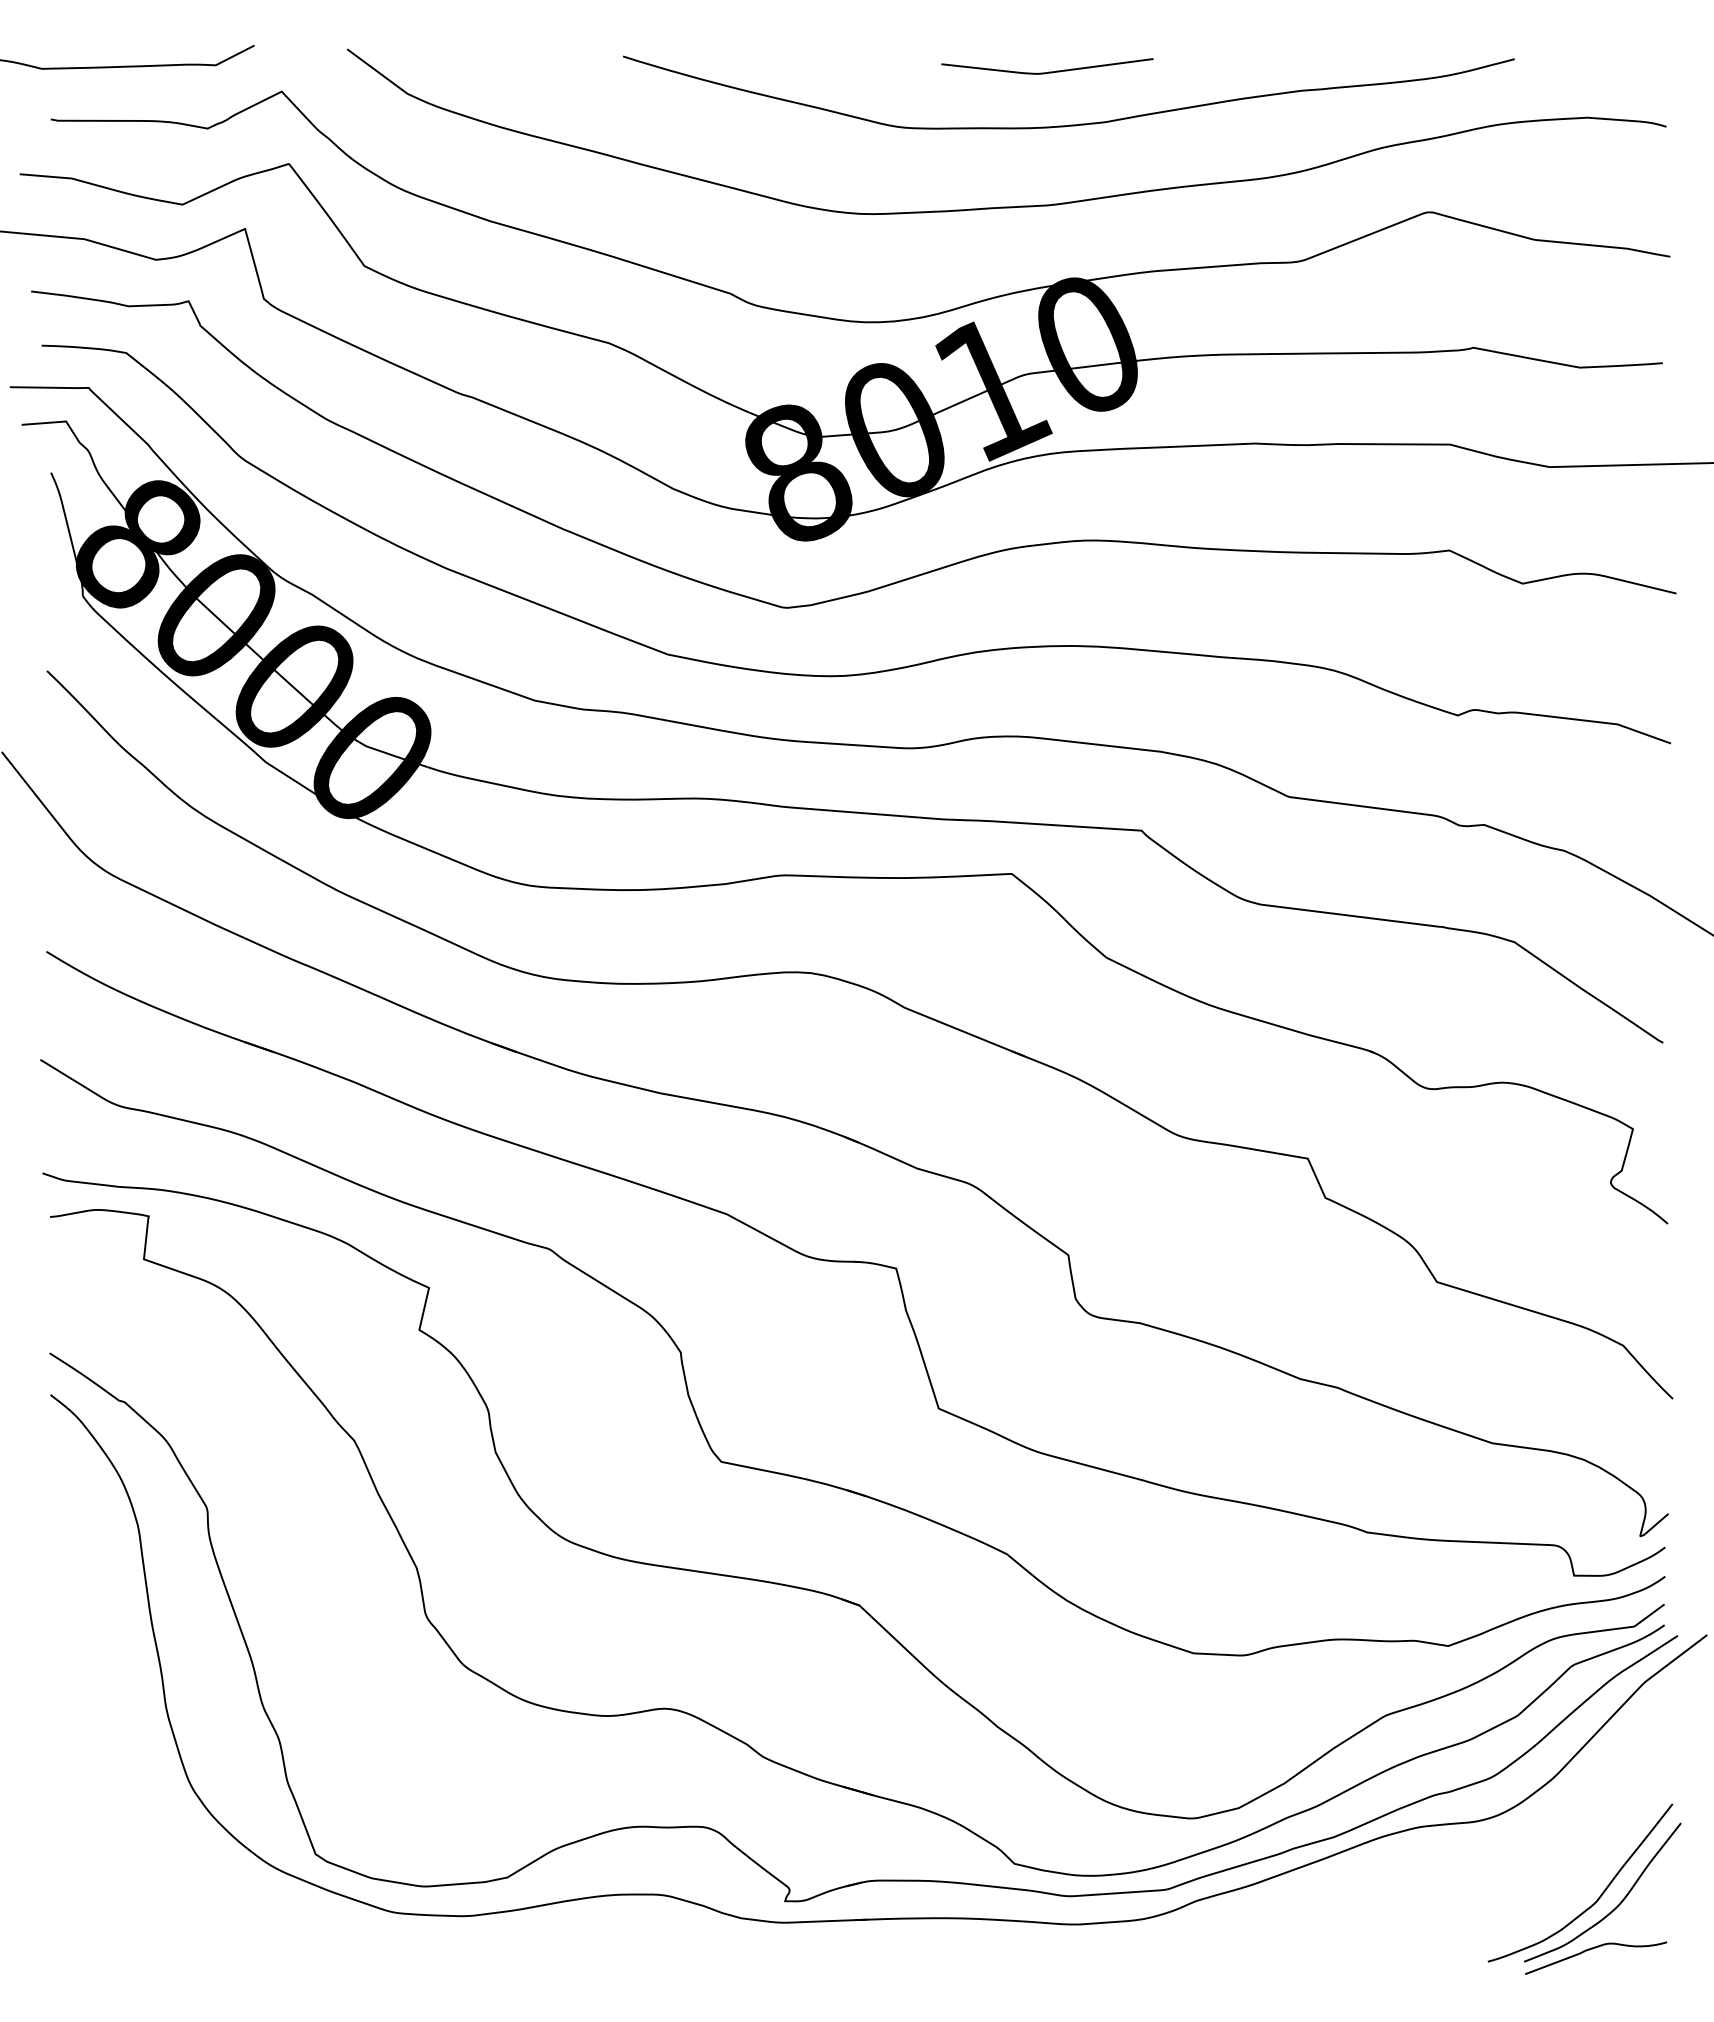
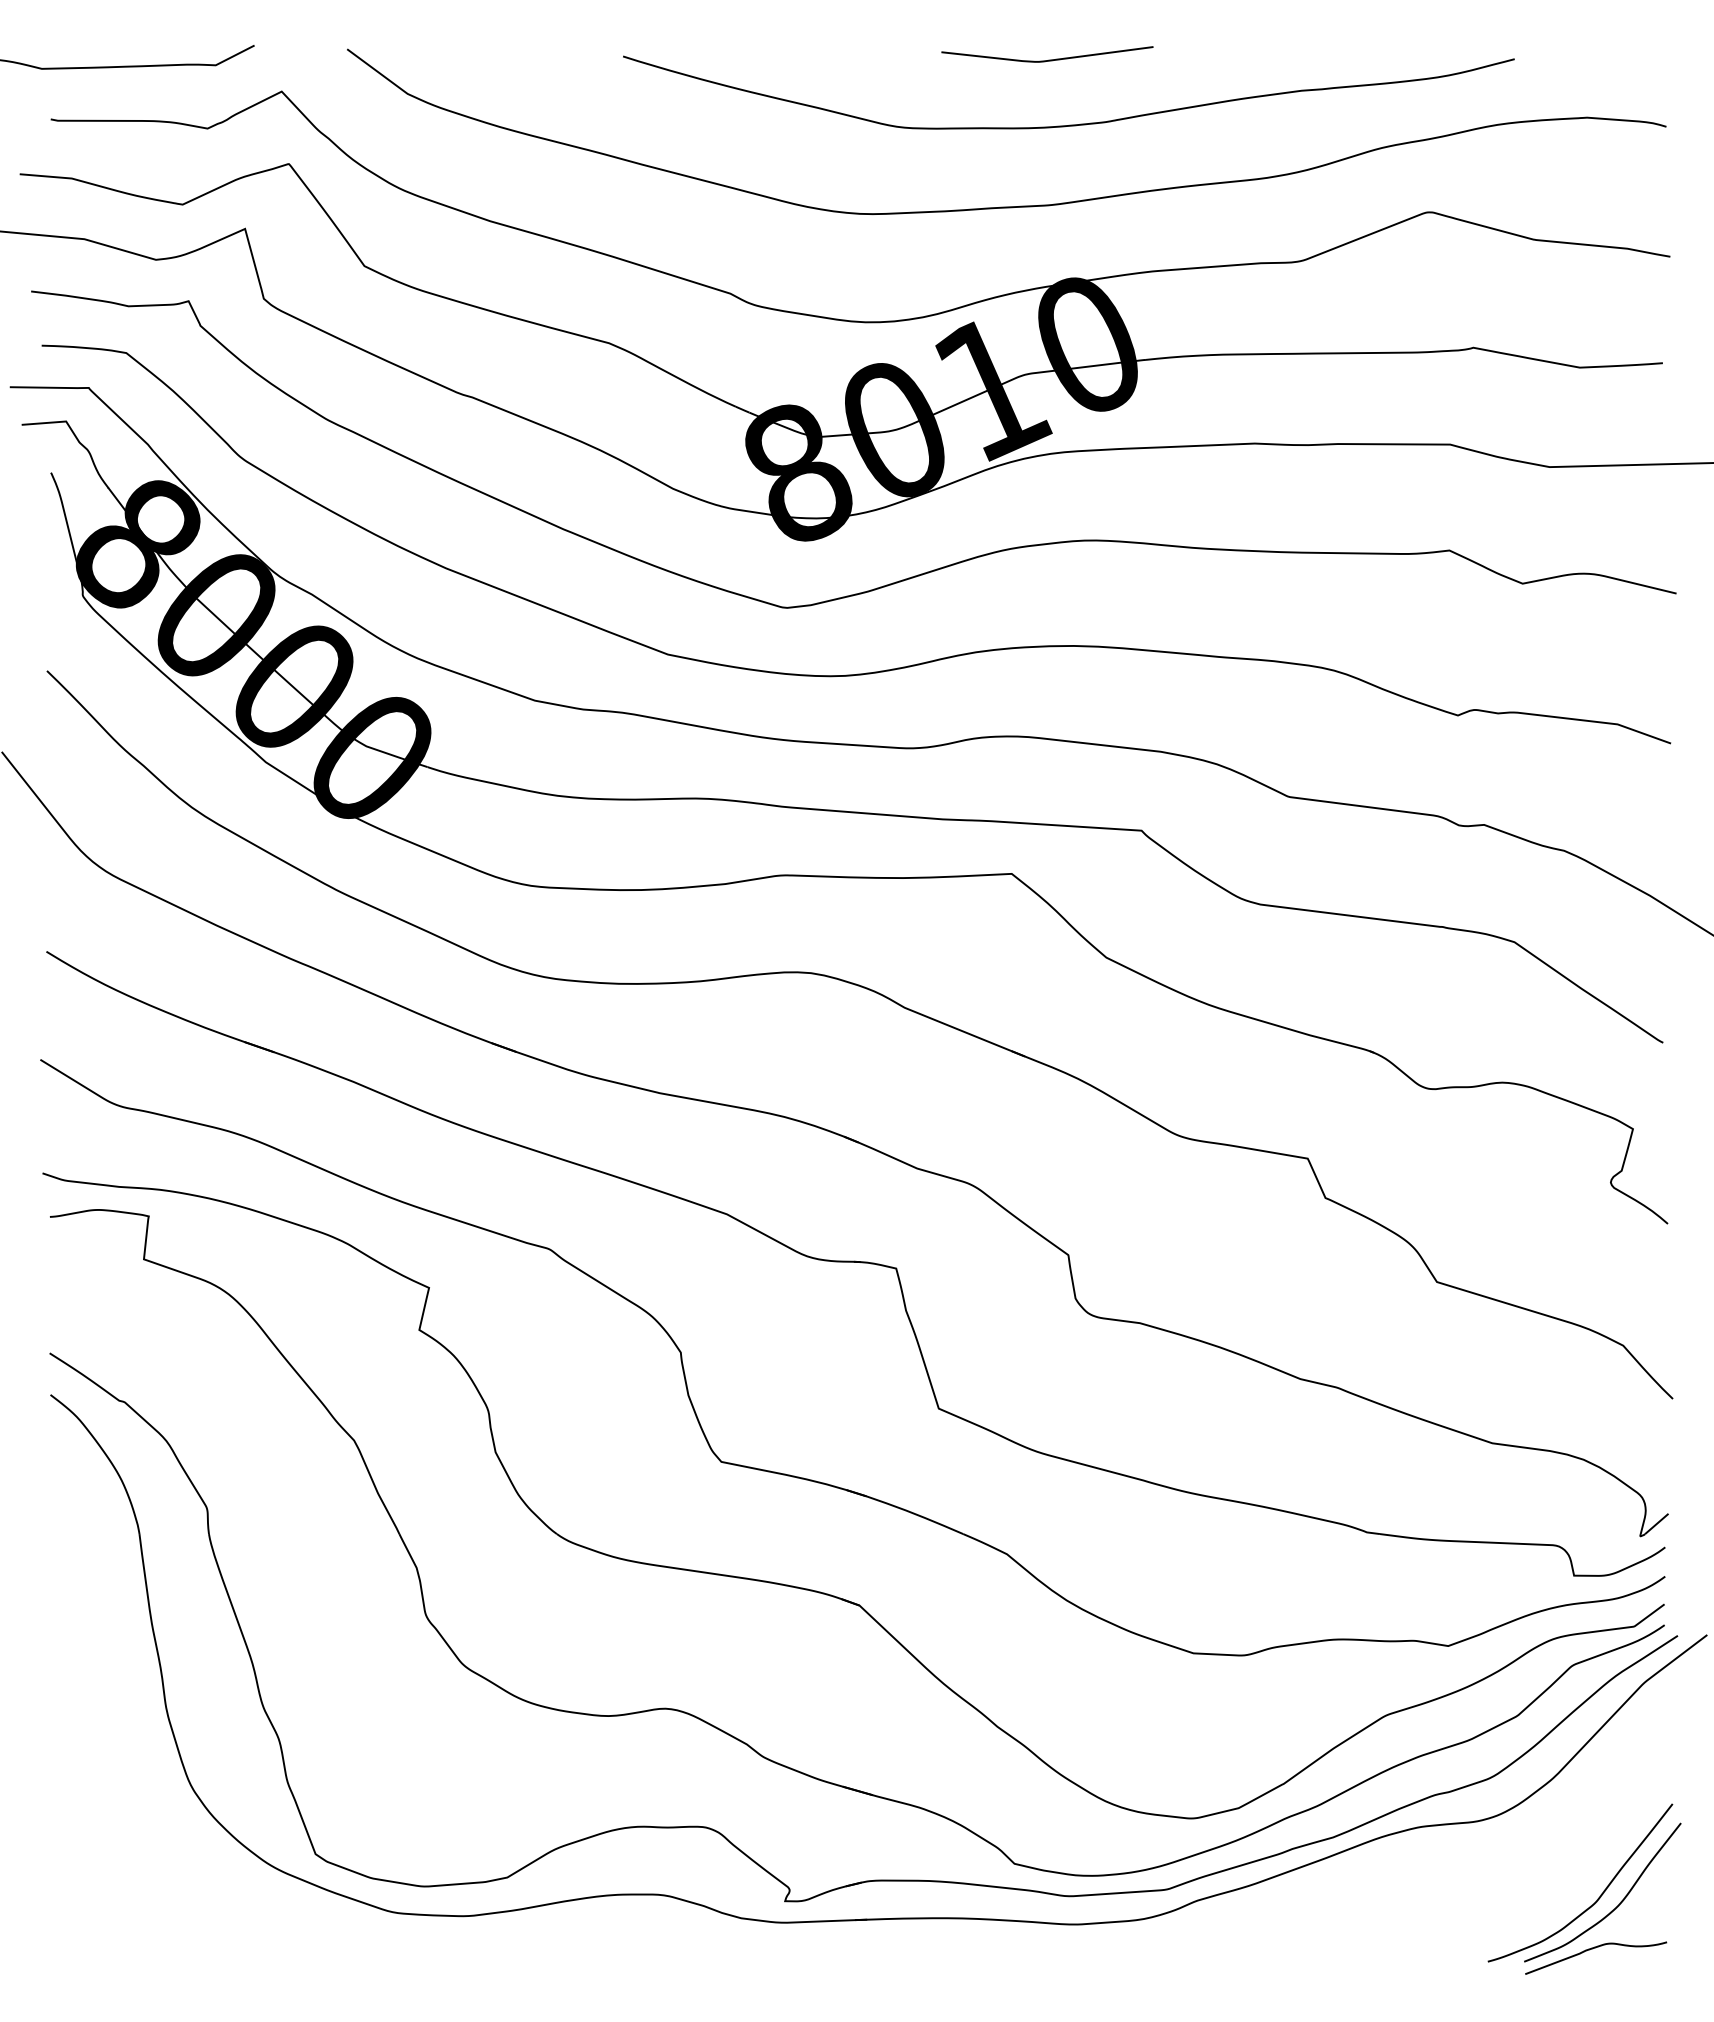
curve position: (1048, 71) -> (1048, 59) (1048, 59)
